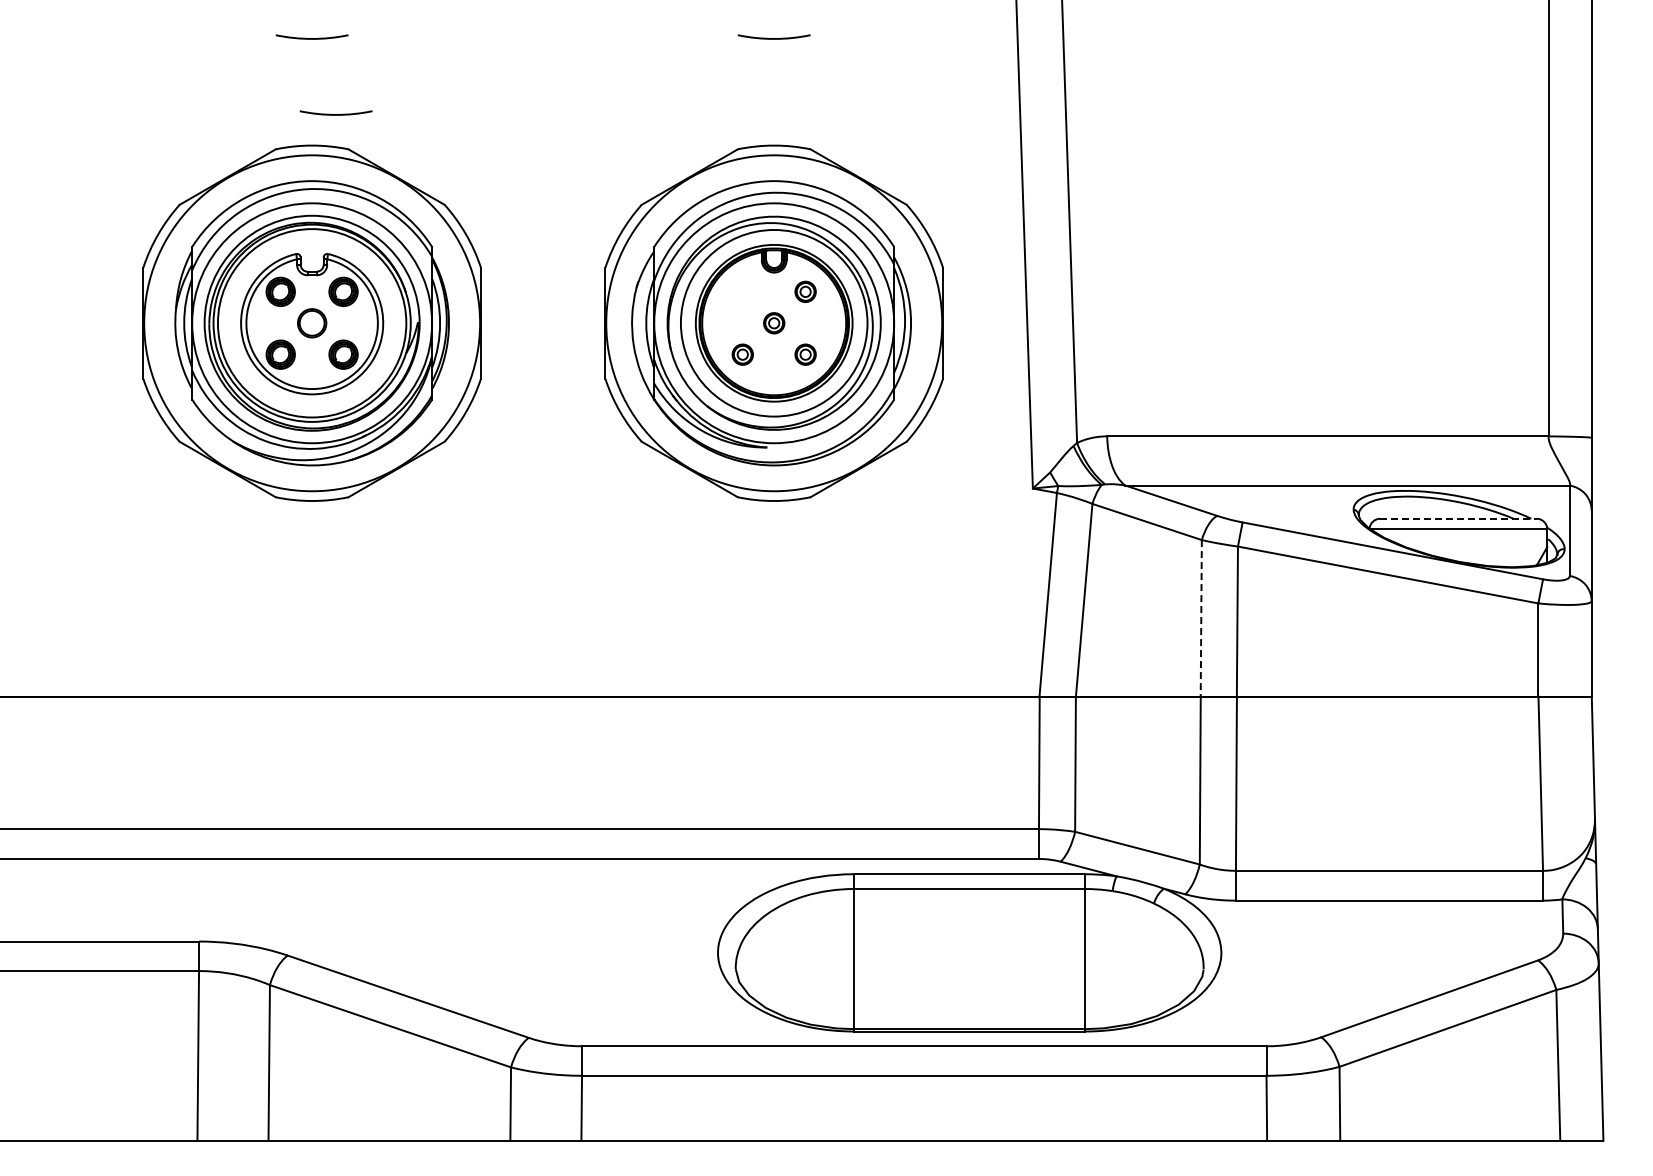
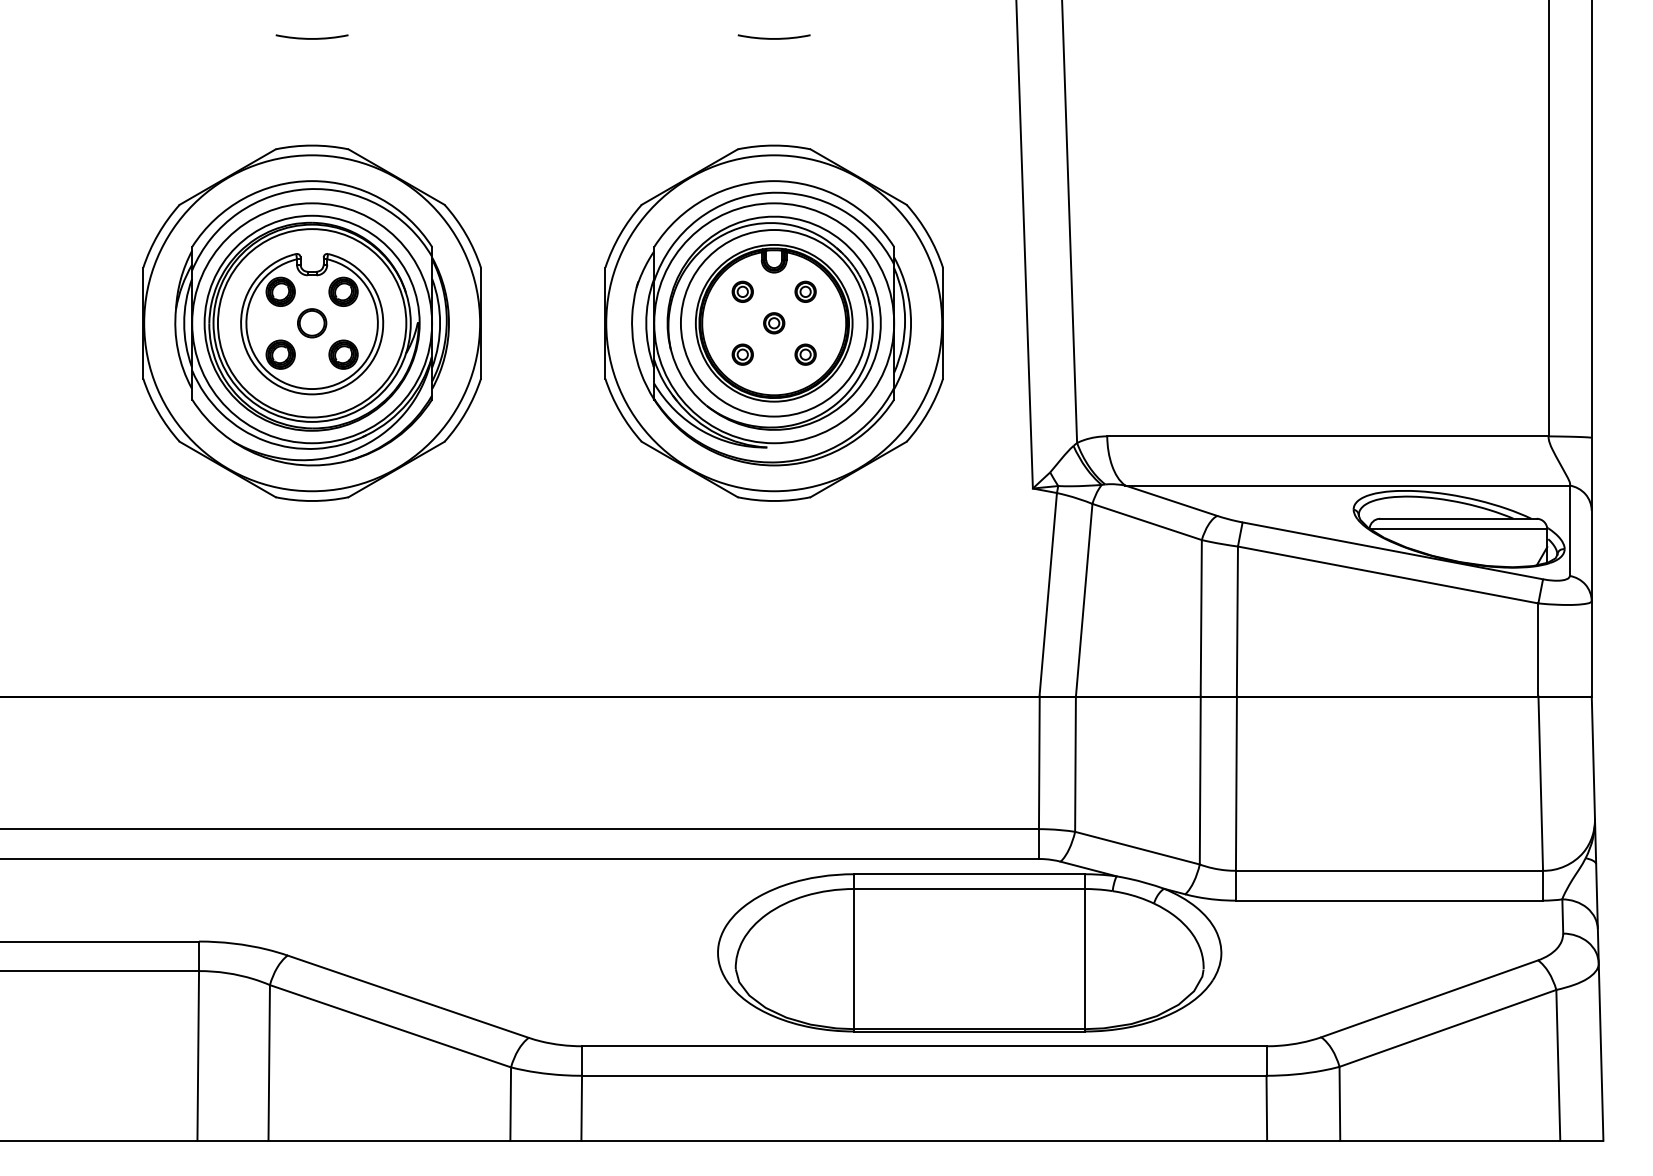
arc: present -> none (335, 114)
part: none -> present (742, 291)
line: dashed -> solid (1458, 518)
line: dashed -> solid (1201, 618)
